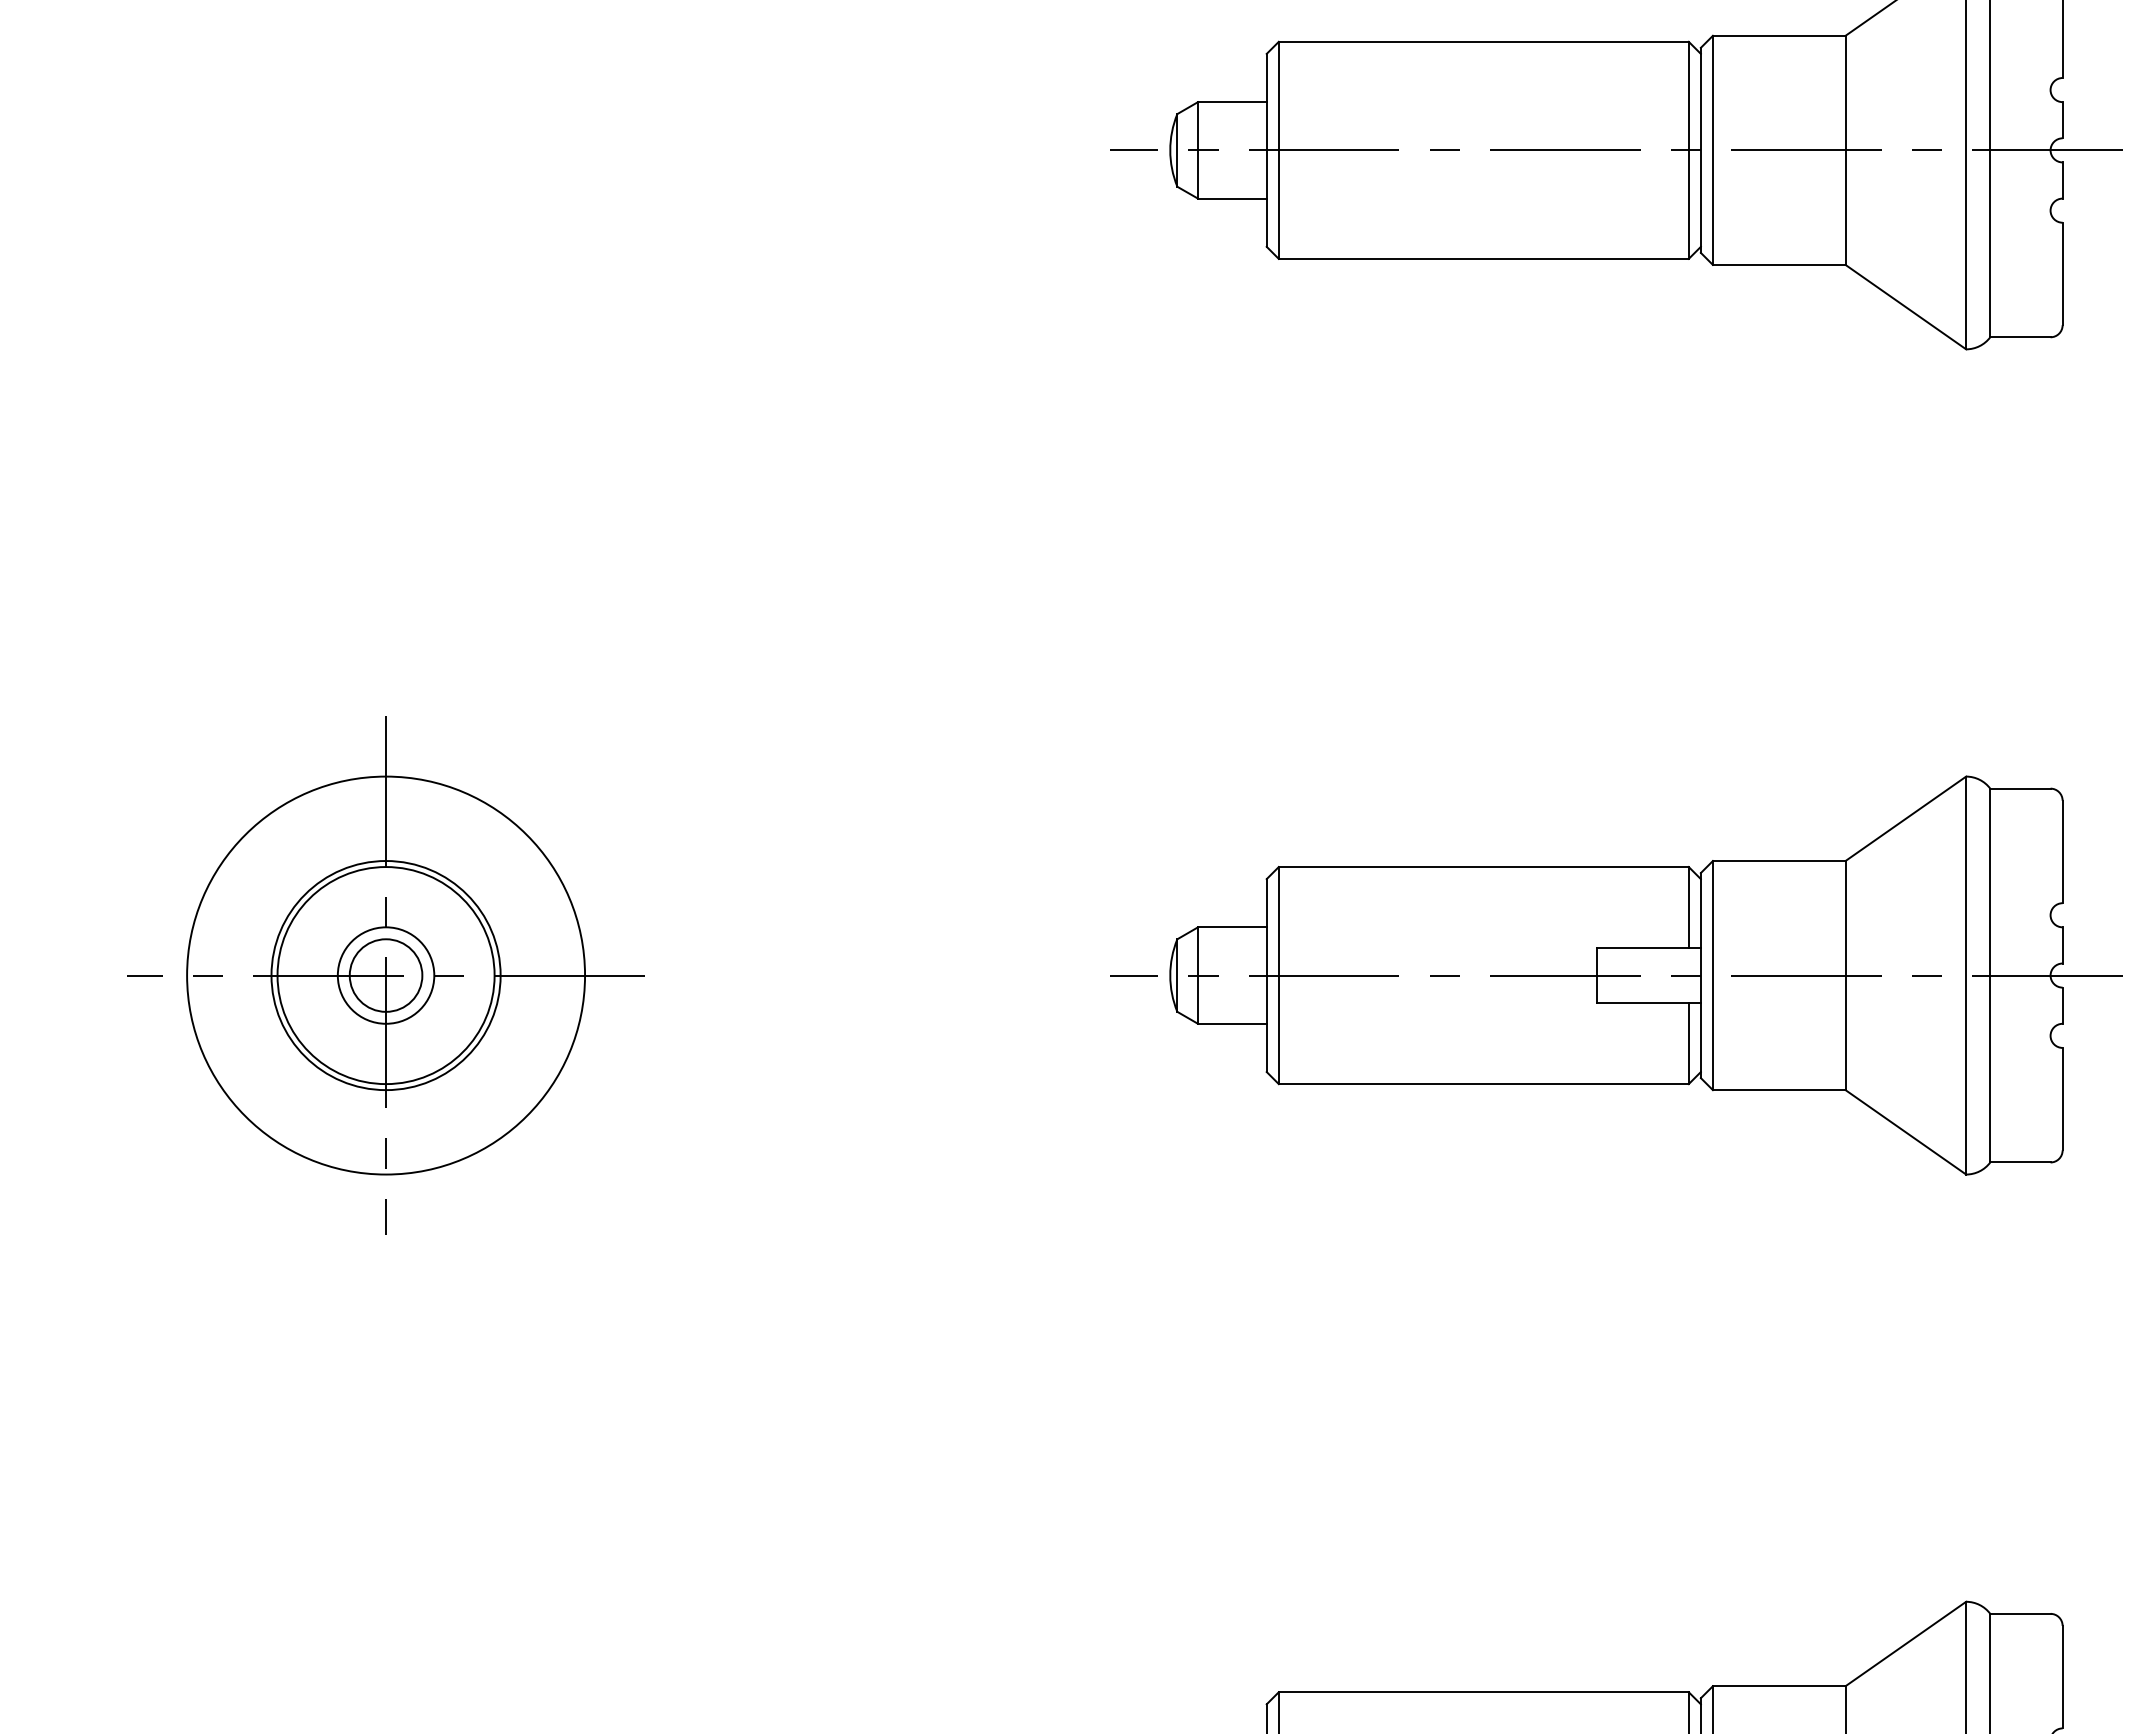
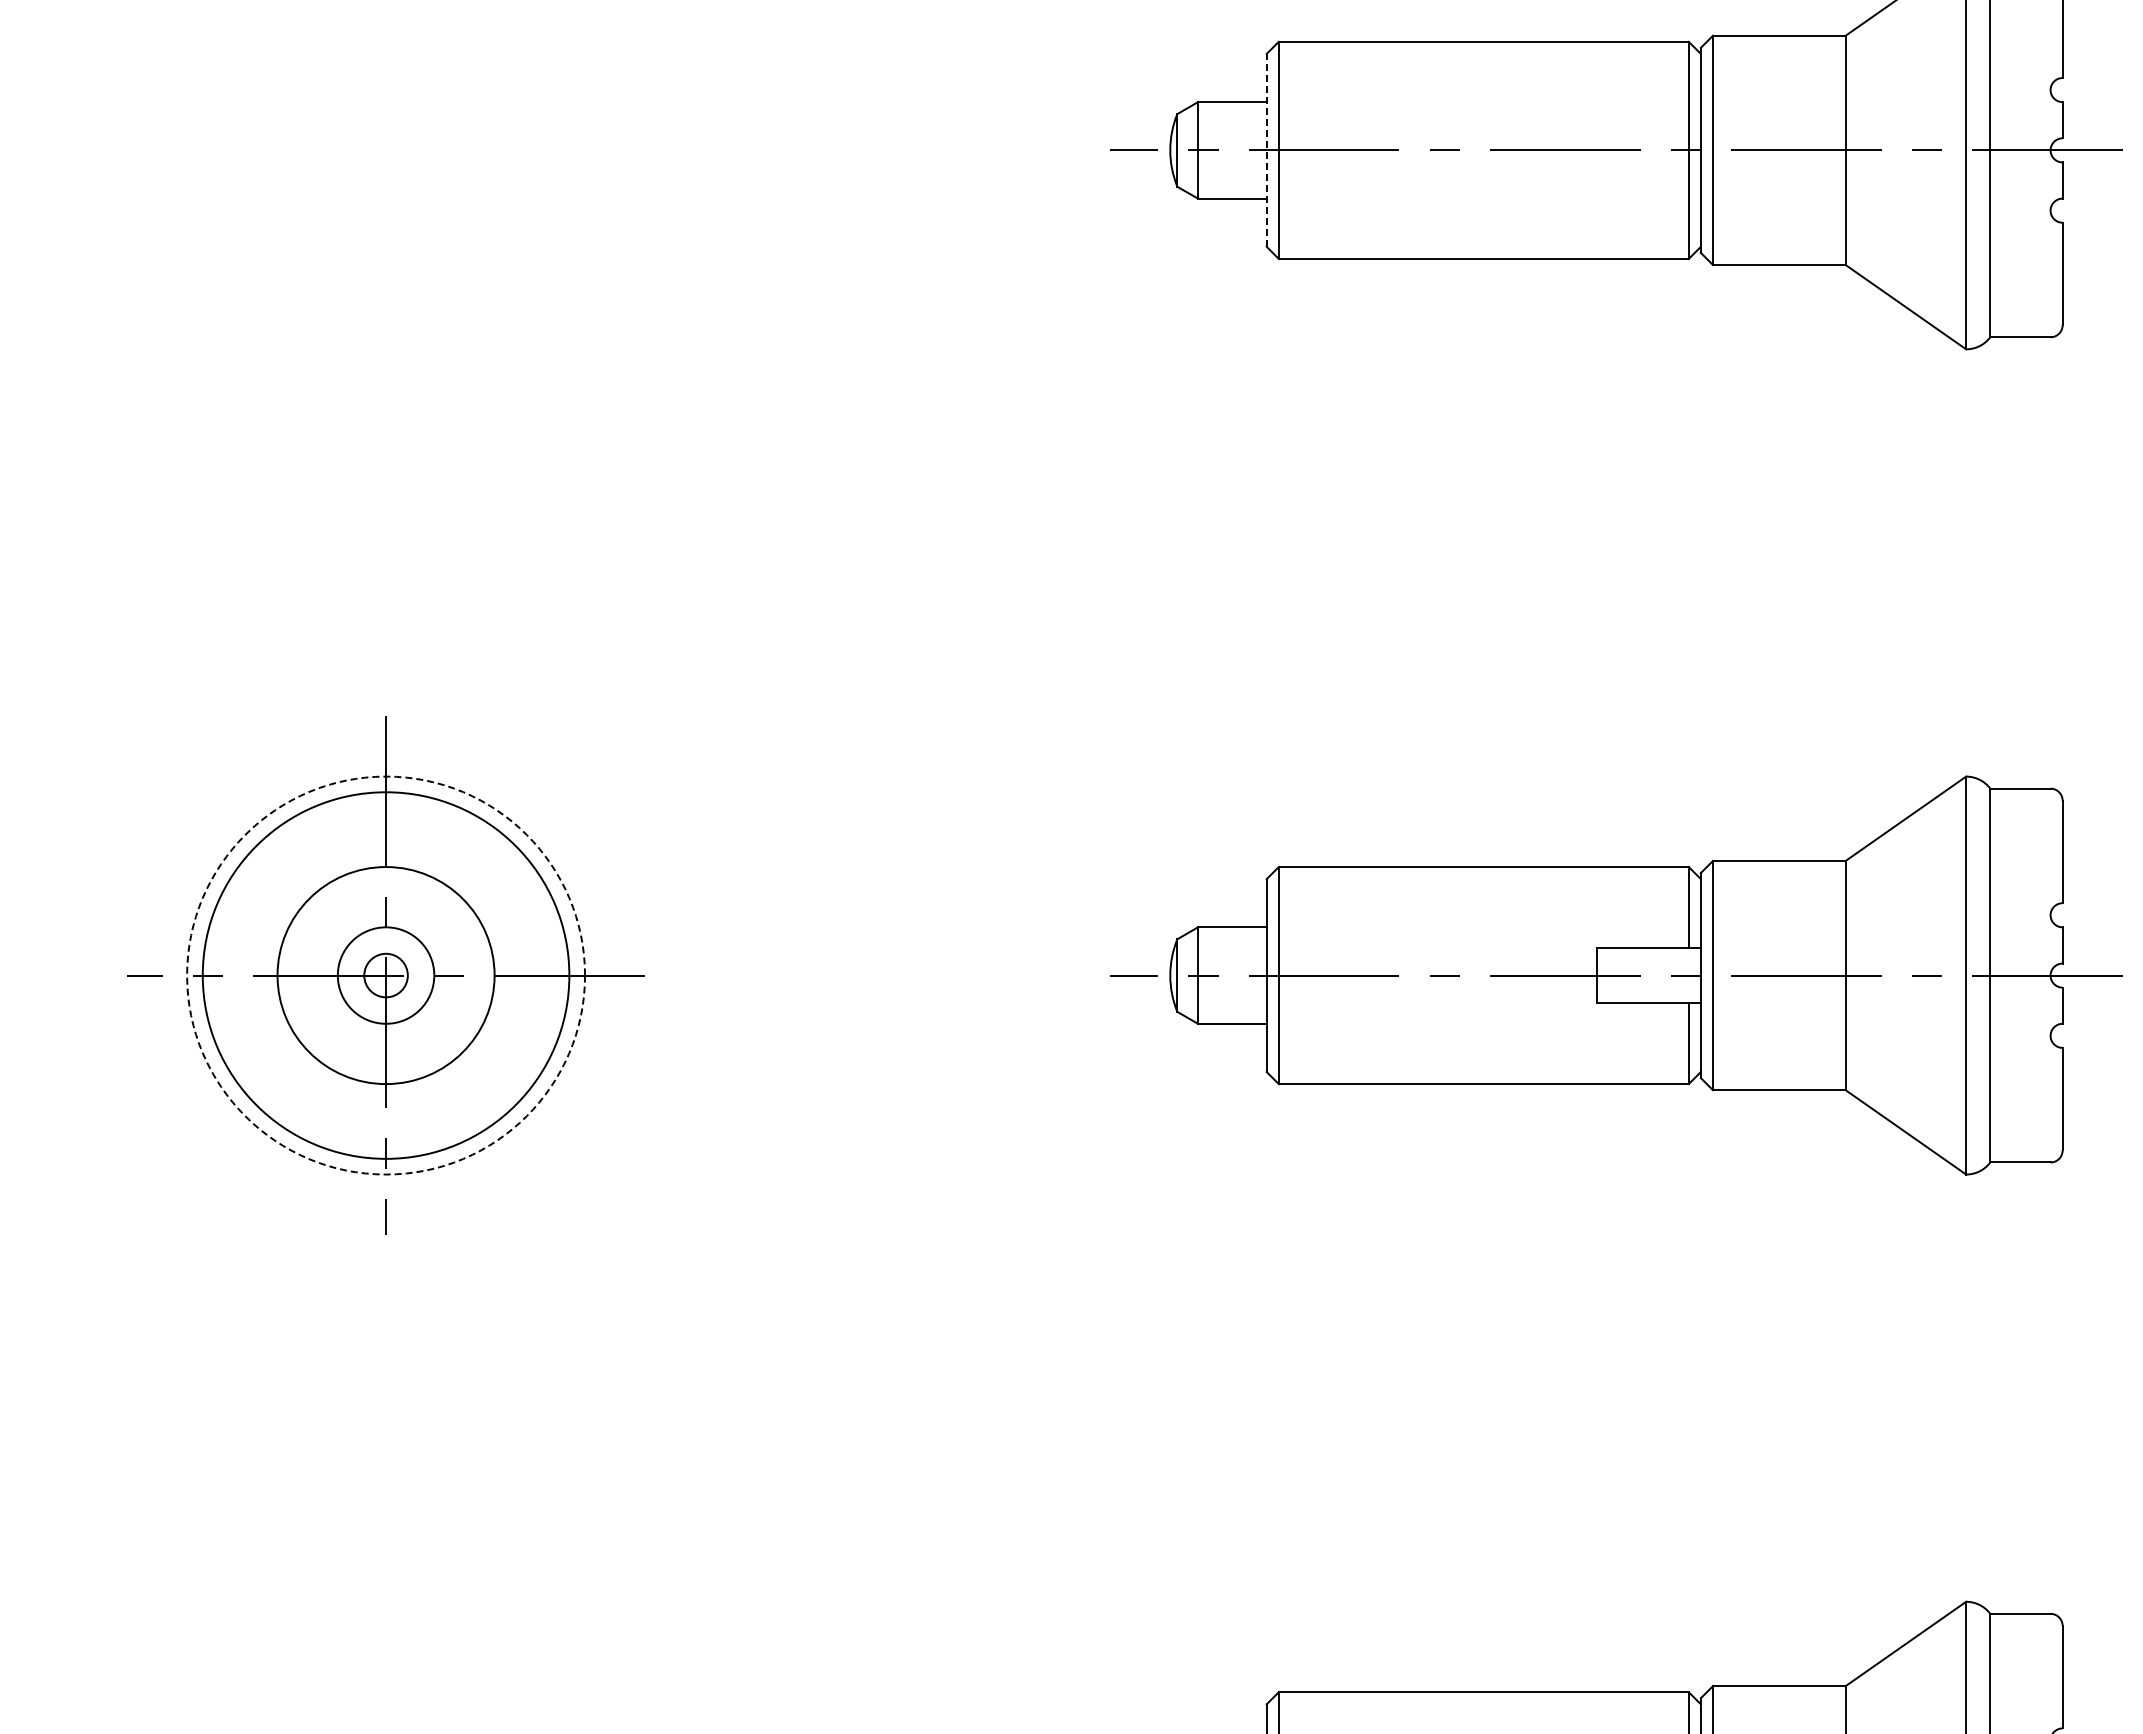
line: solid -> dashed (1266, 149)
circle diameter: 229 px -> 367 px (385, 975)
circle diameter: 73 px -> 44 px (385, 975)
circle: solid -> dashed (386, 975)
